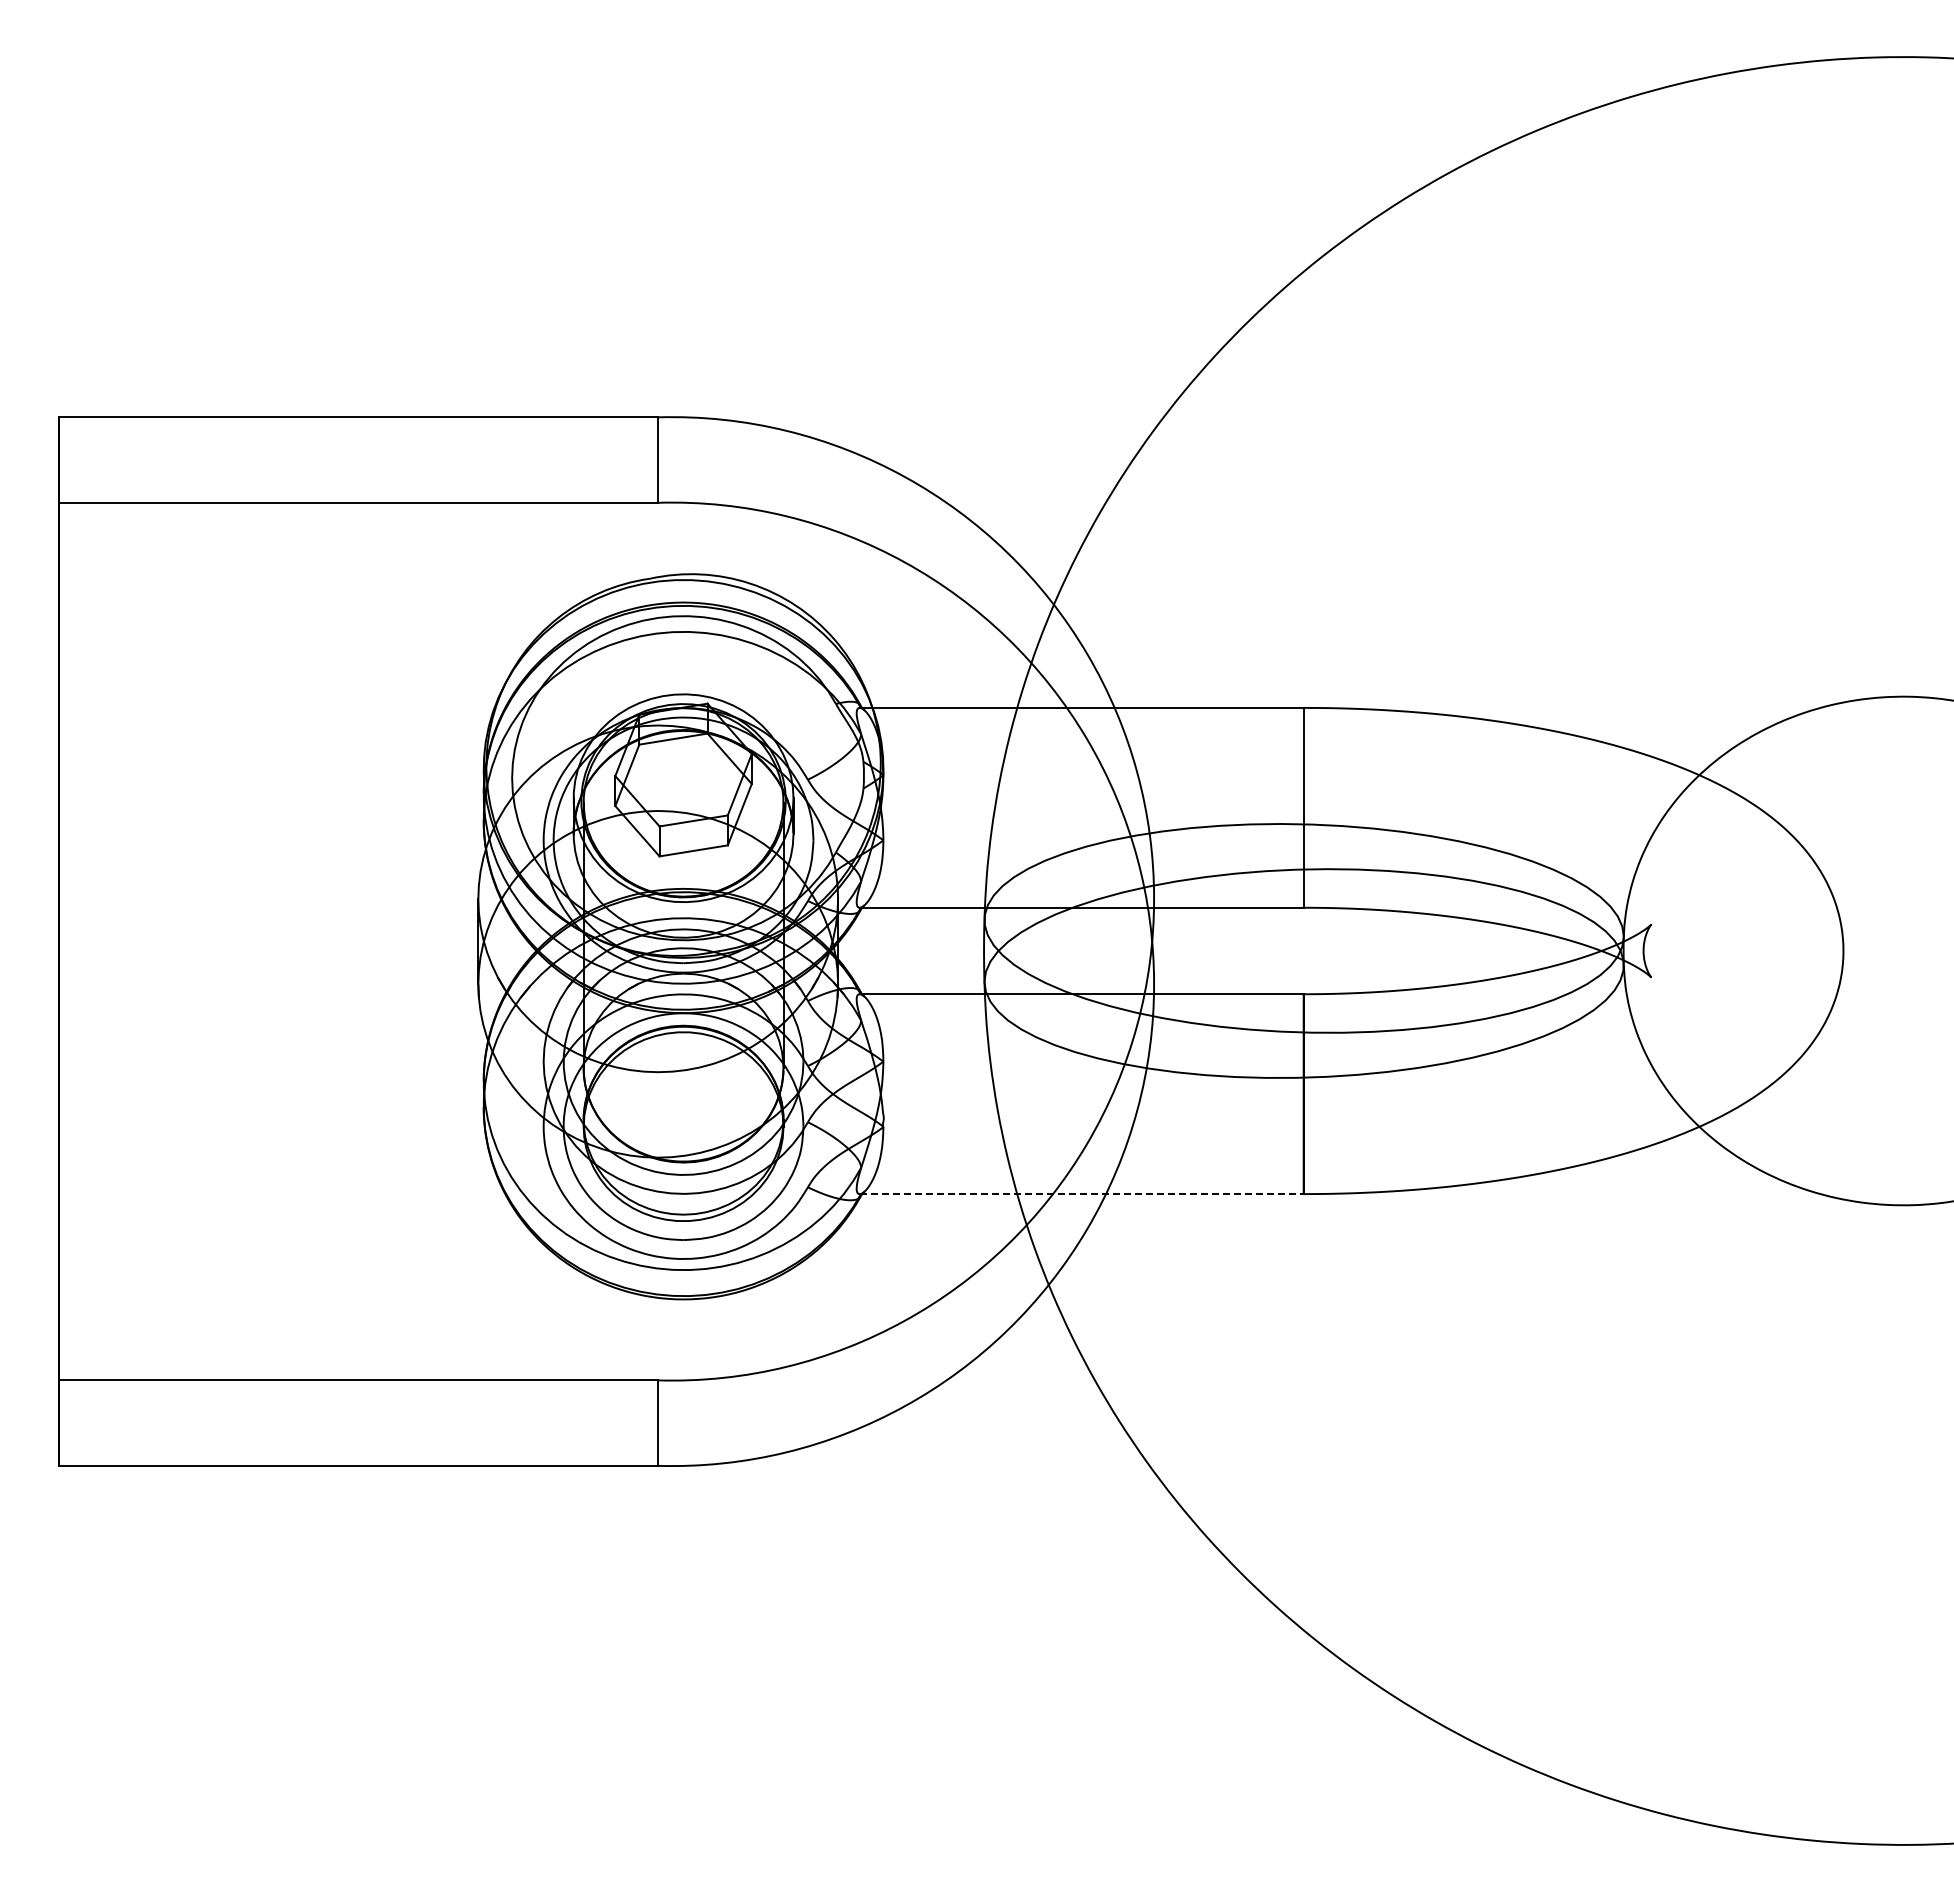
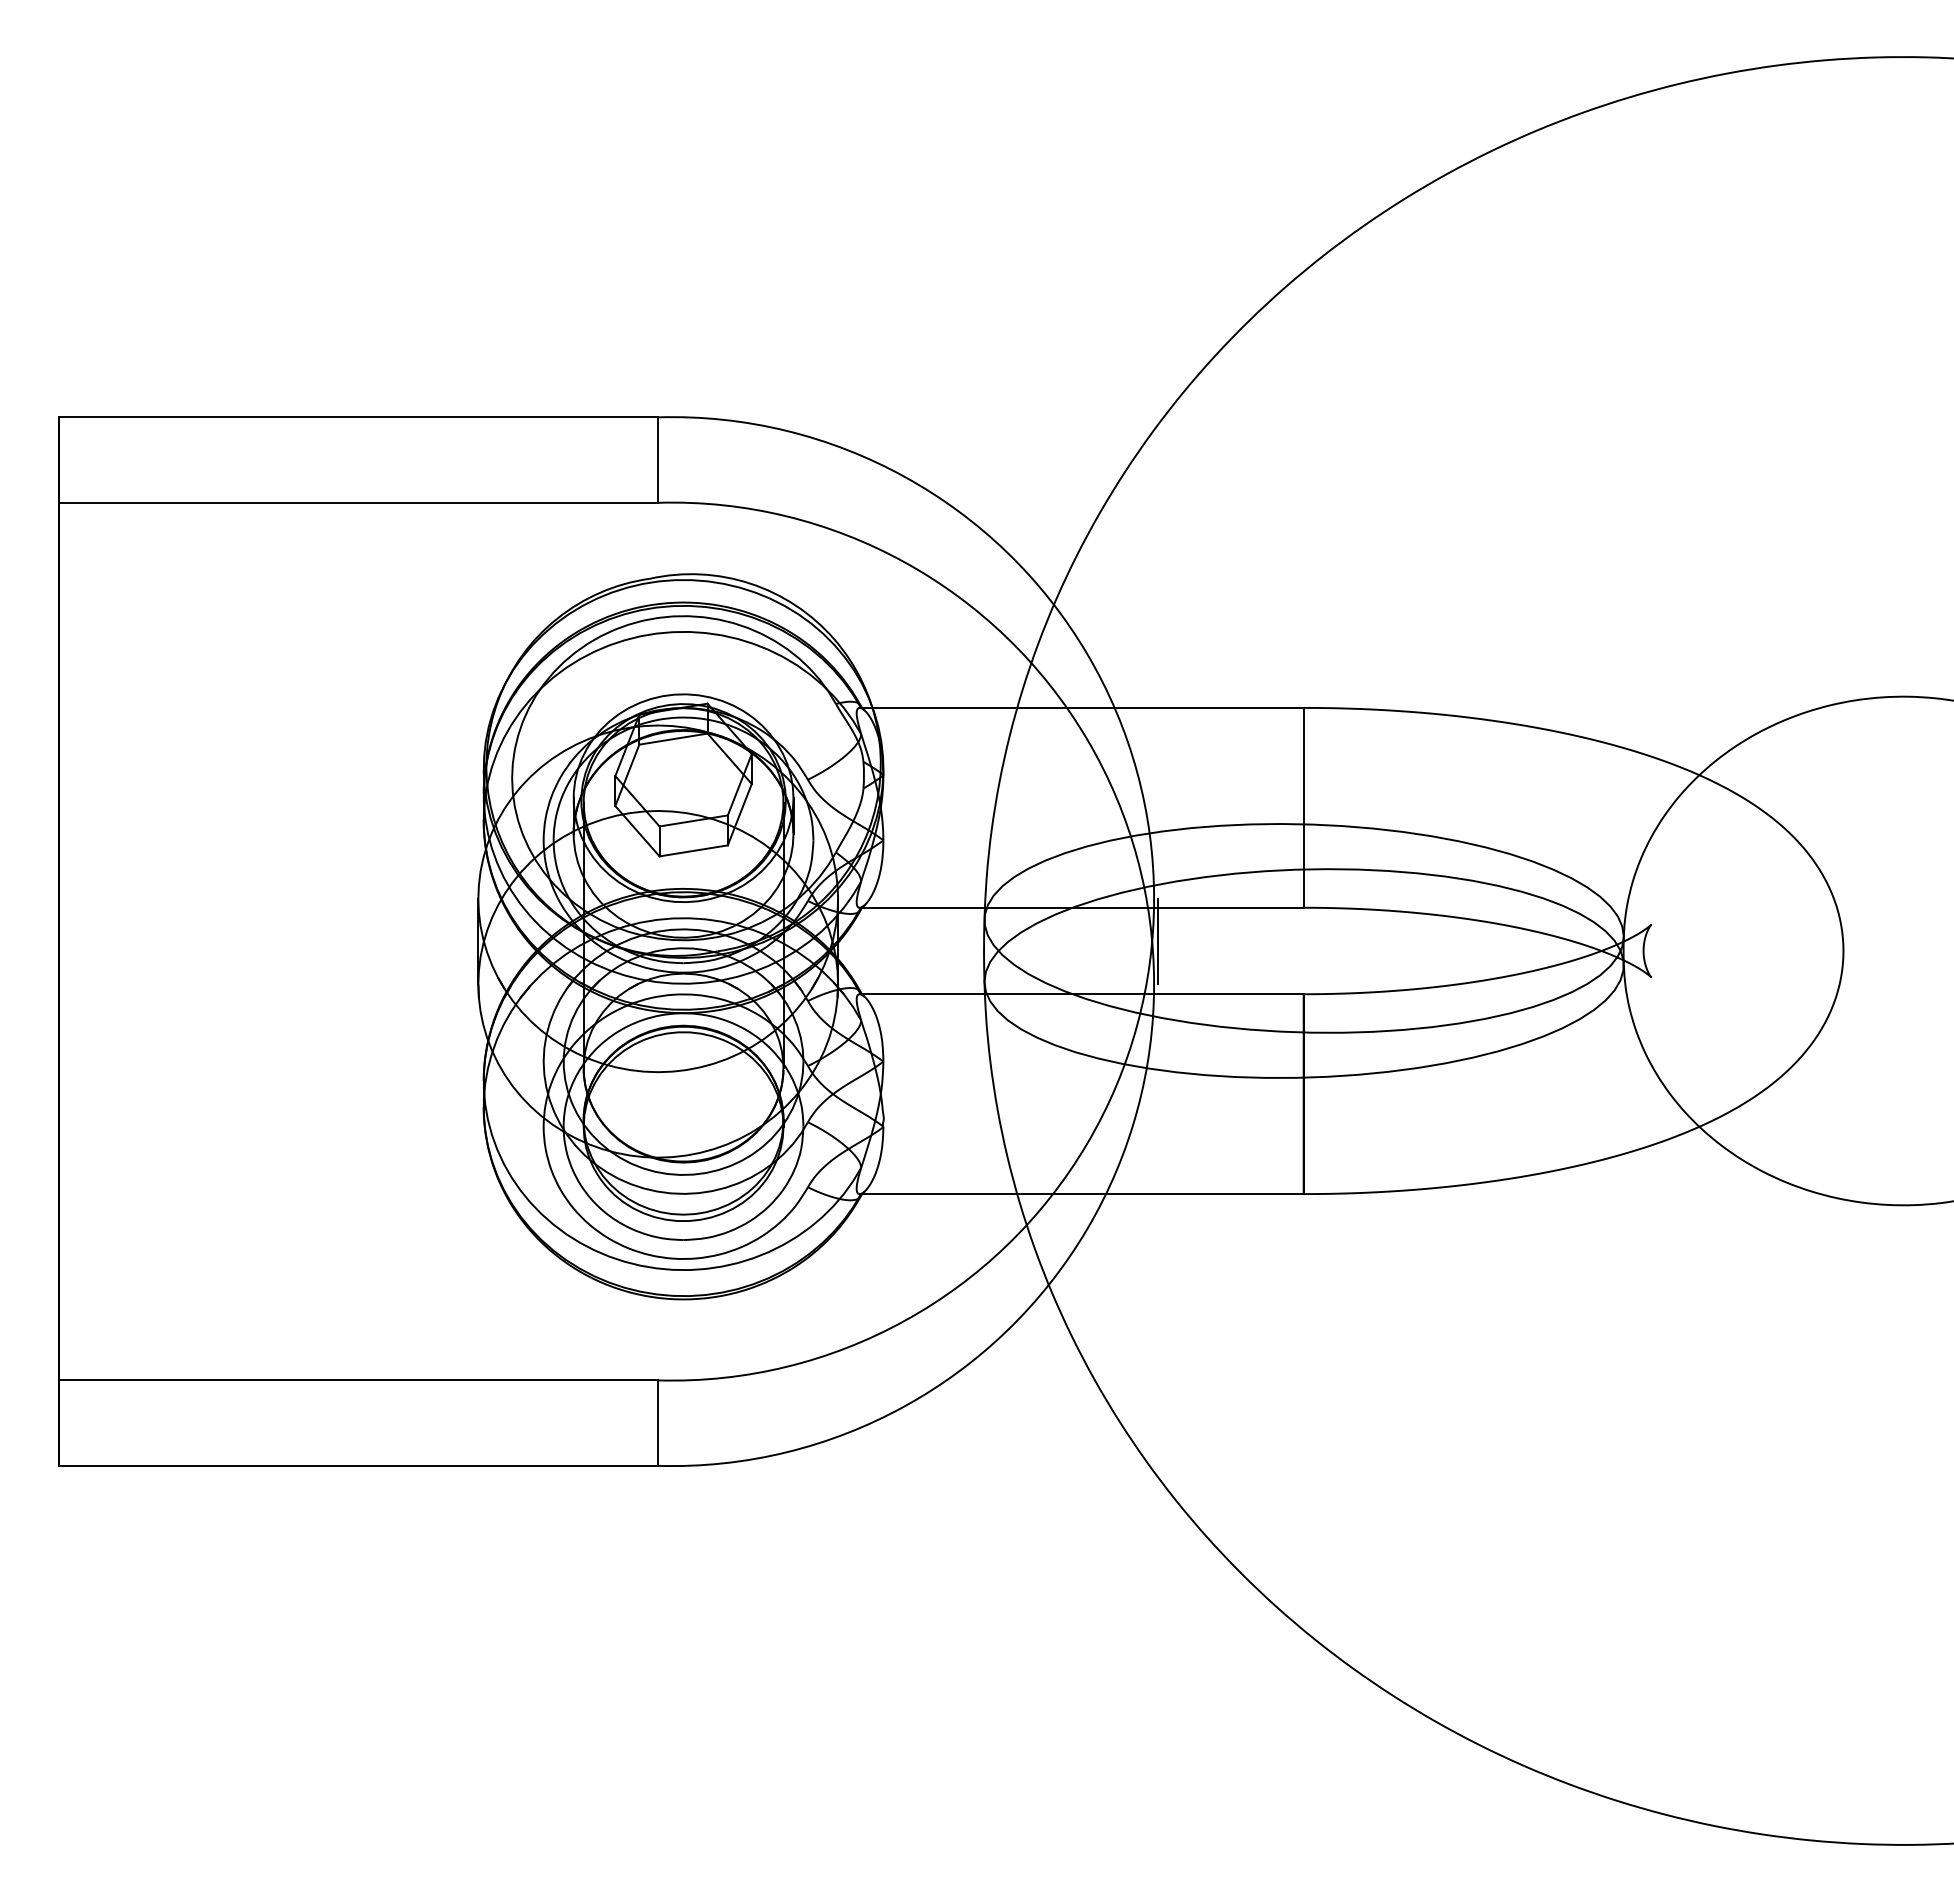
line: none -> present (1157, 941)
line: dashed -> solid (1081, 1194)
